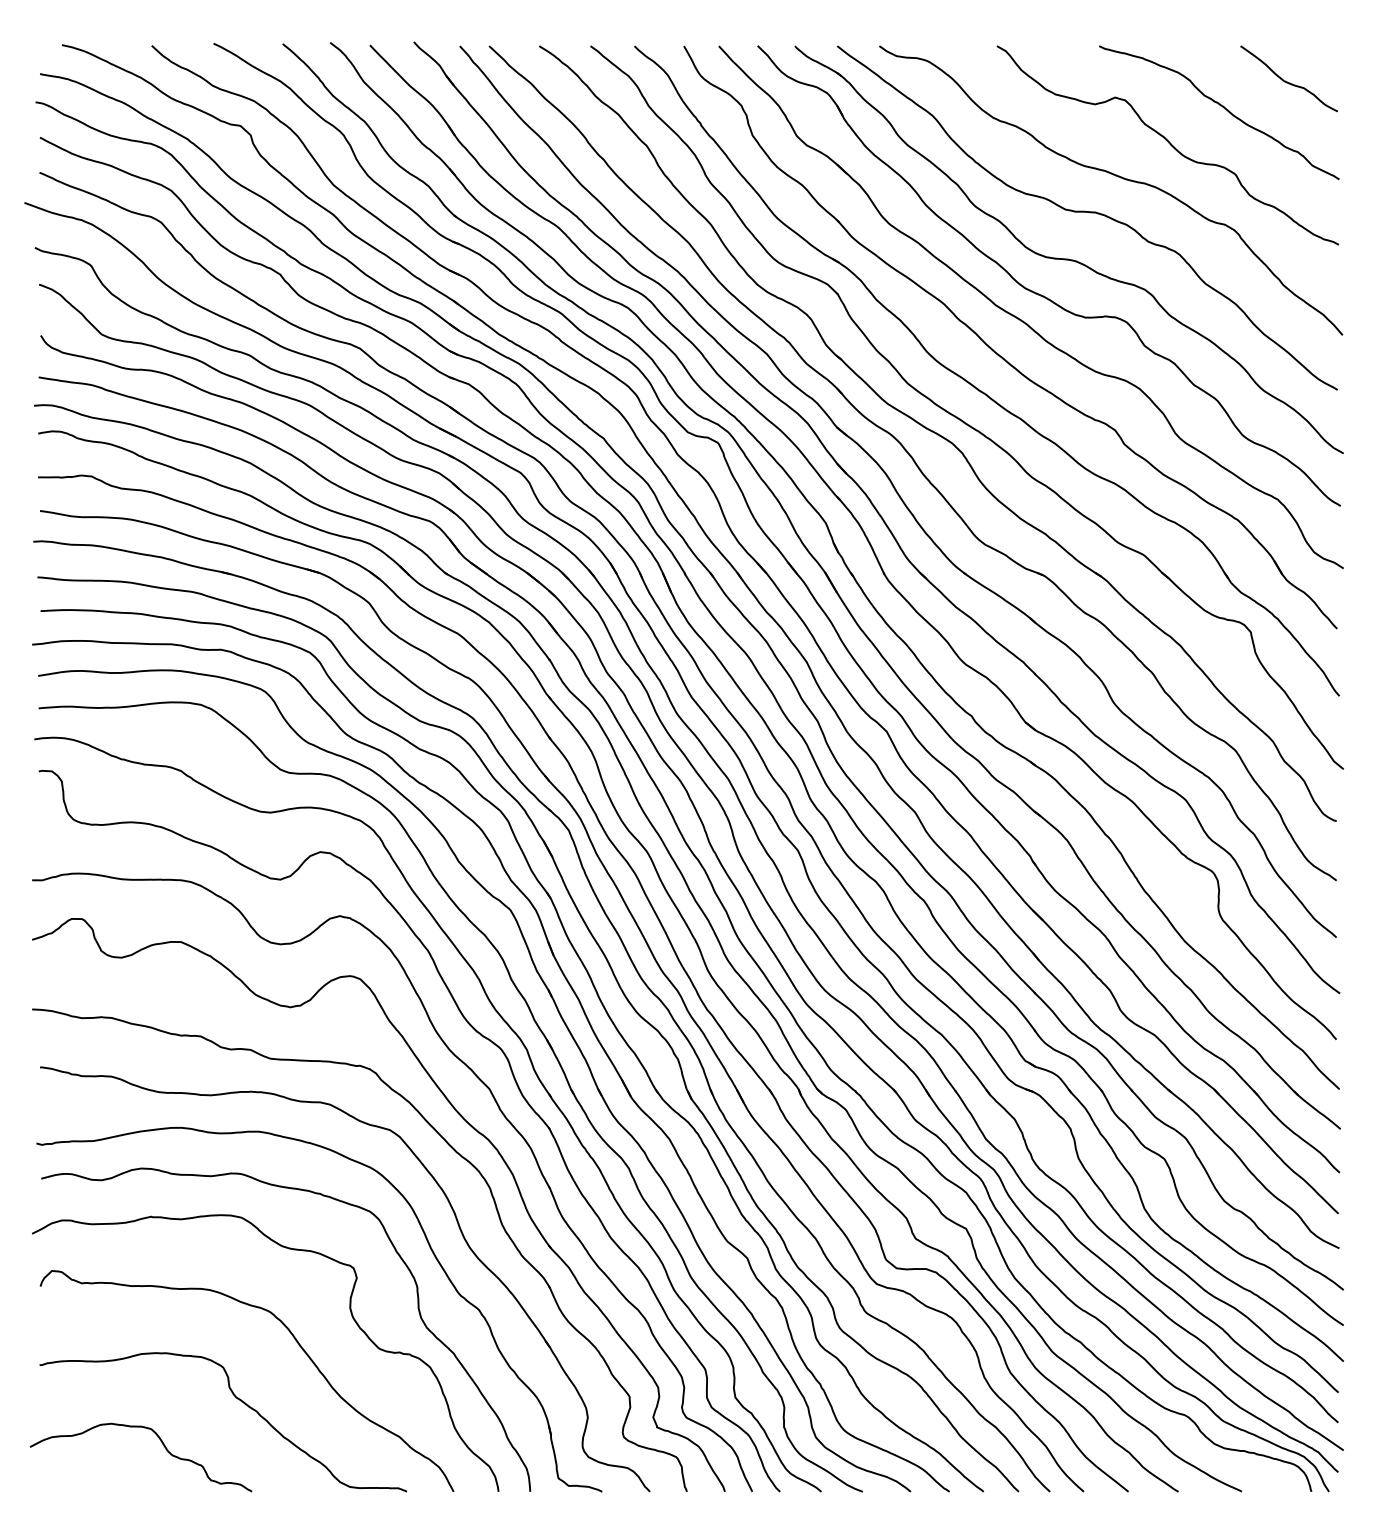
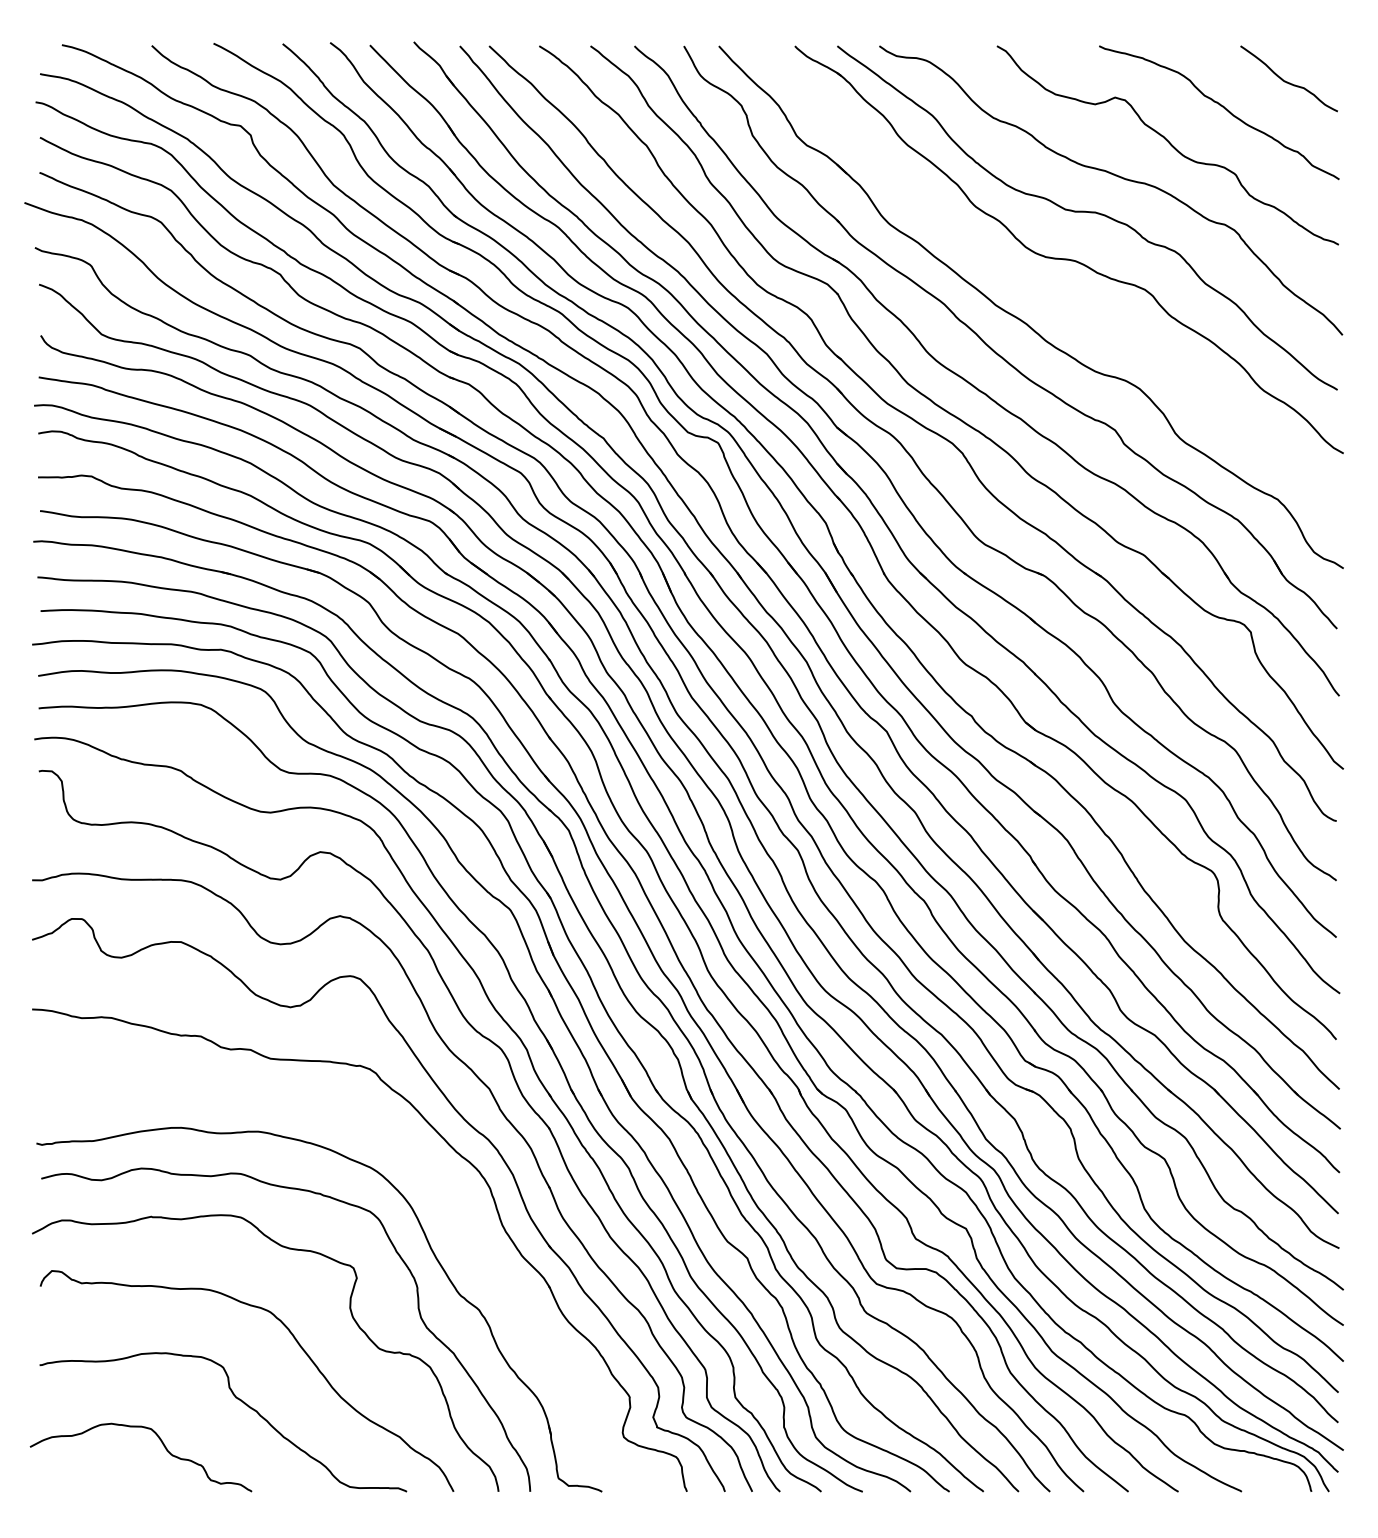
part: present -> none (1039, 293)
part: present -> none (460, 1232)
